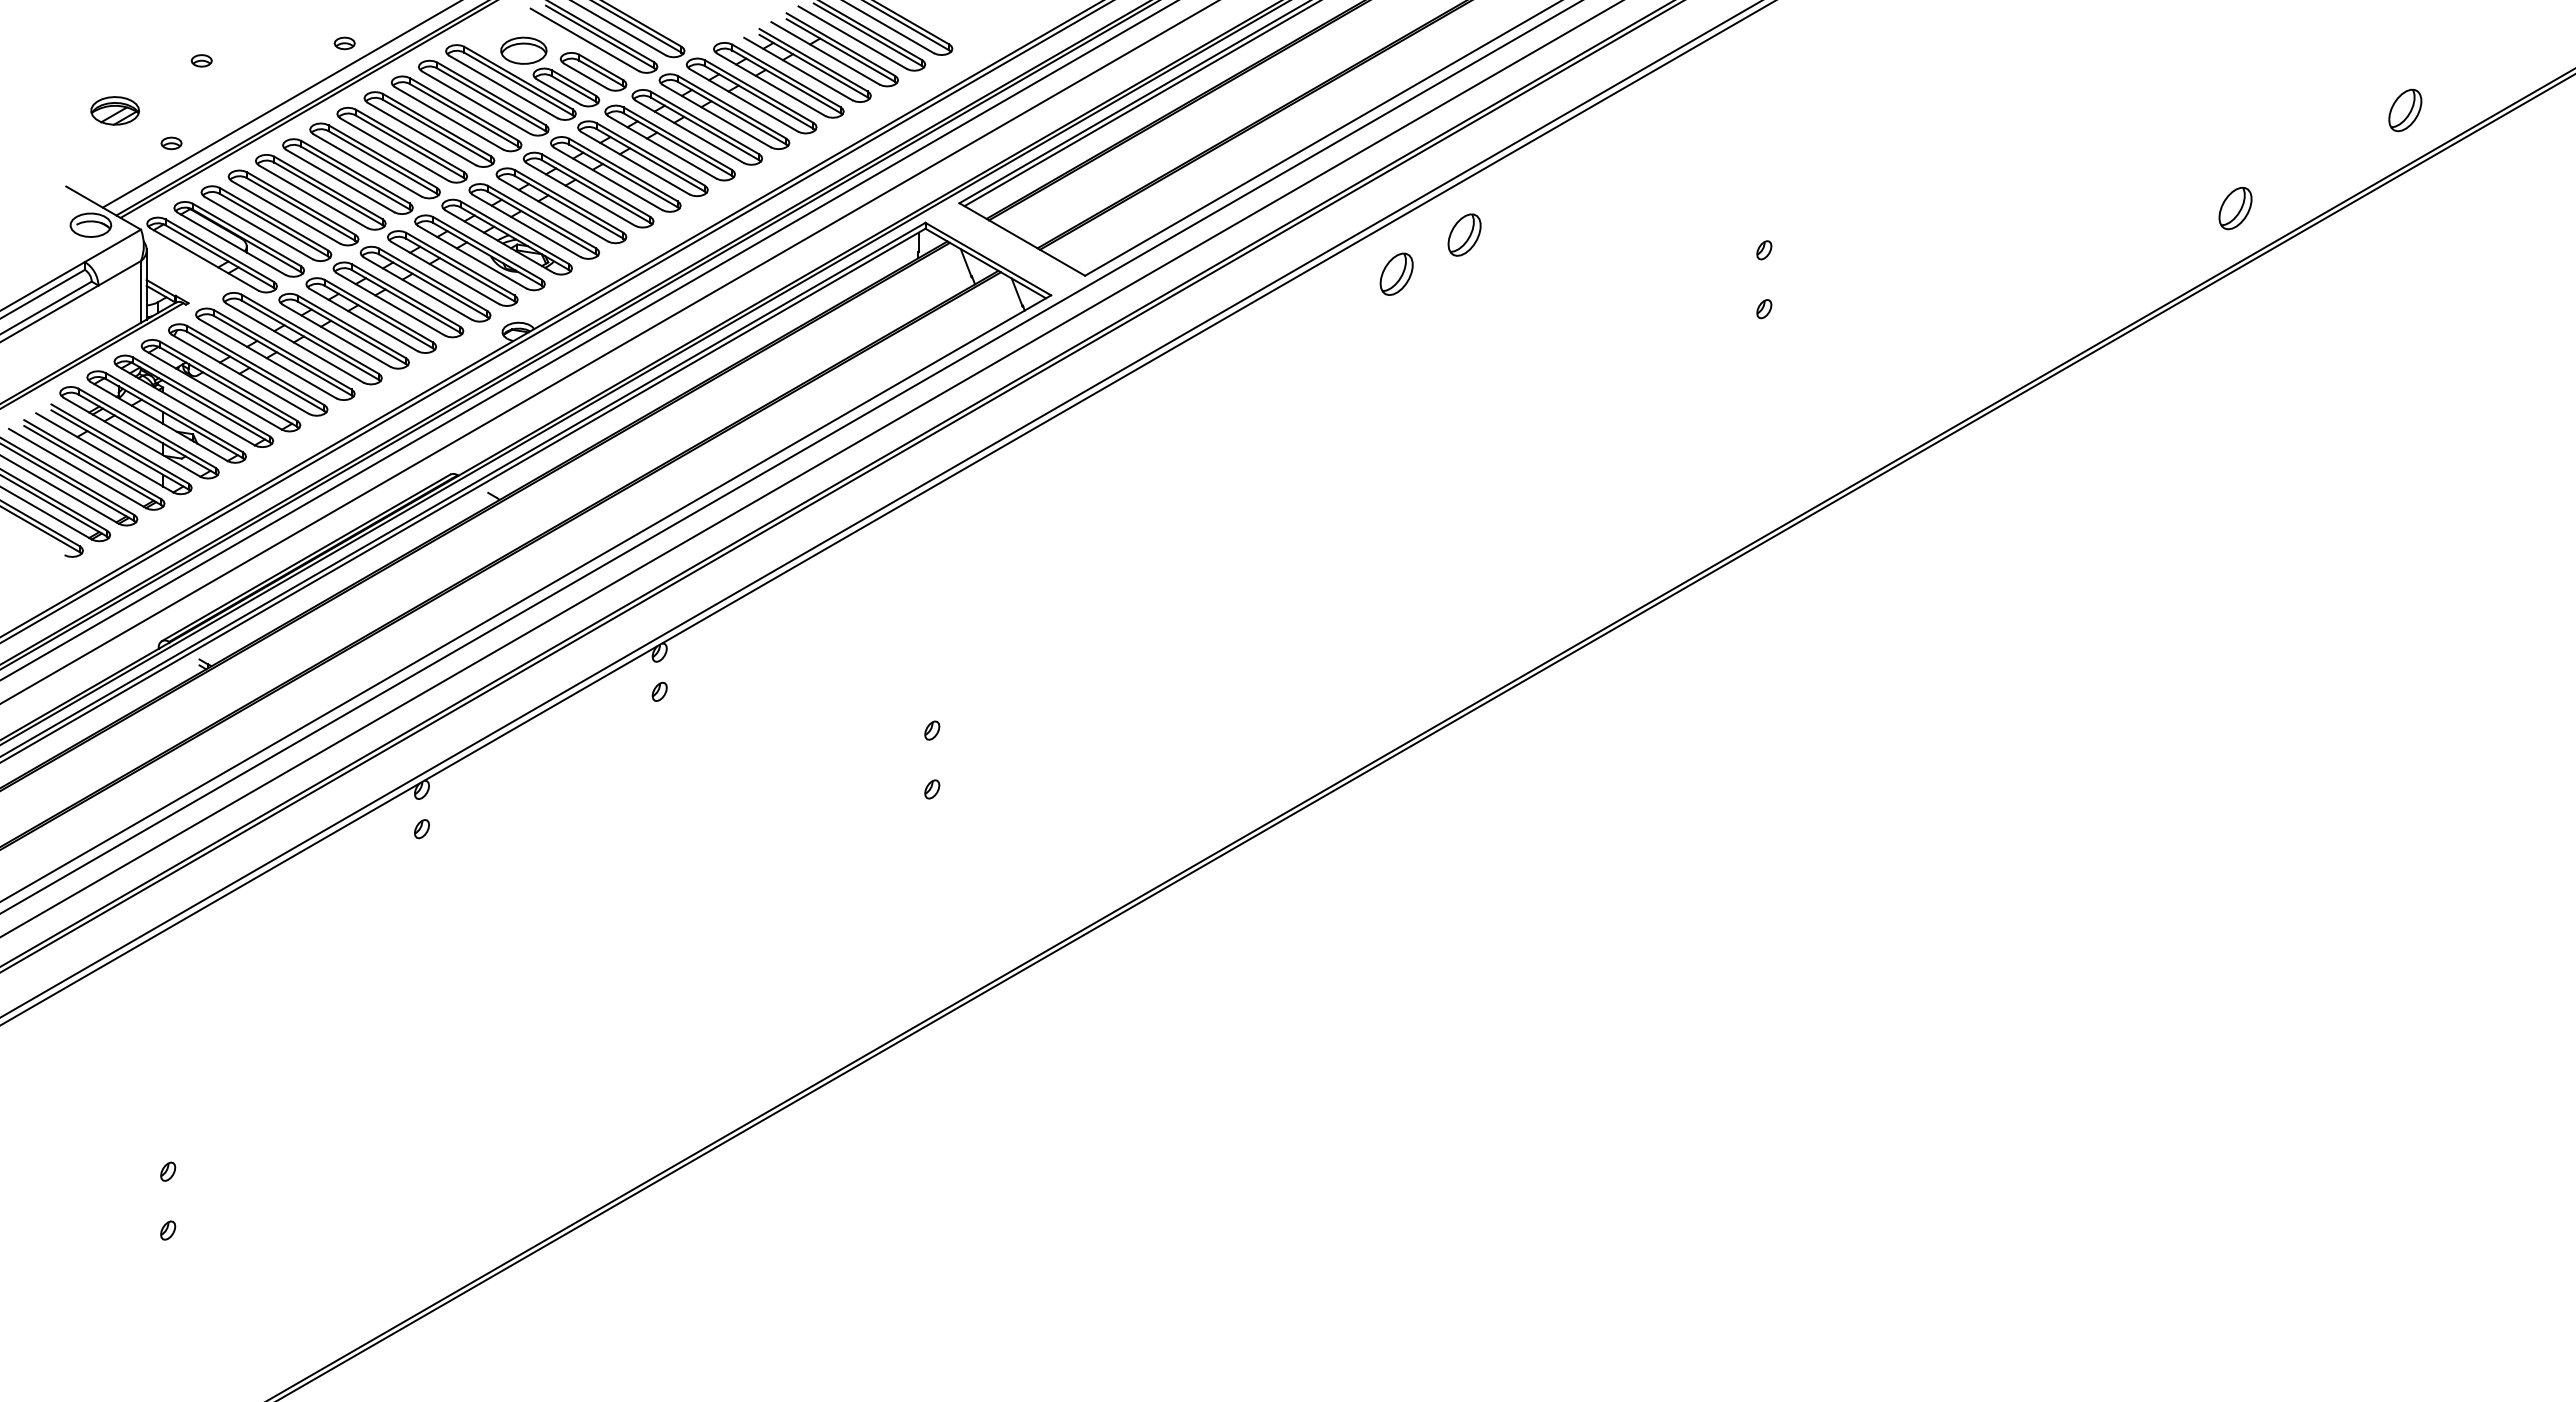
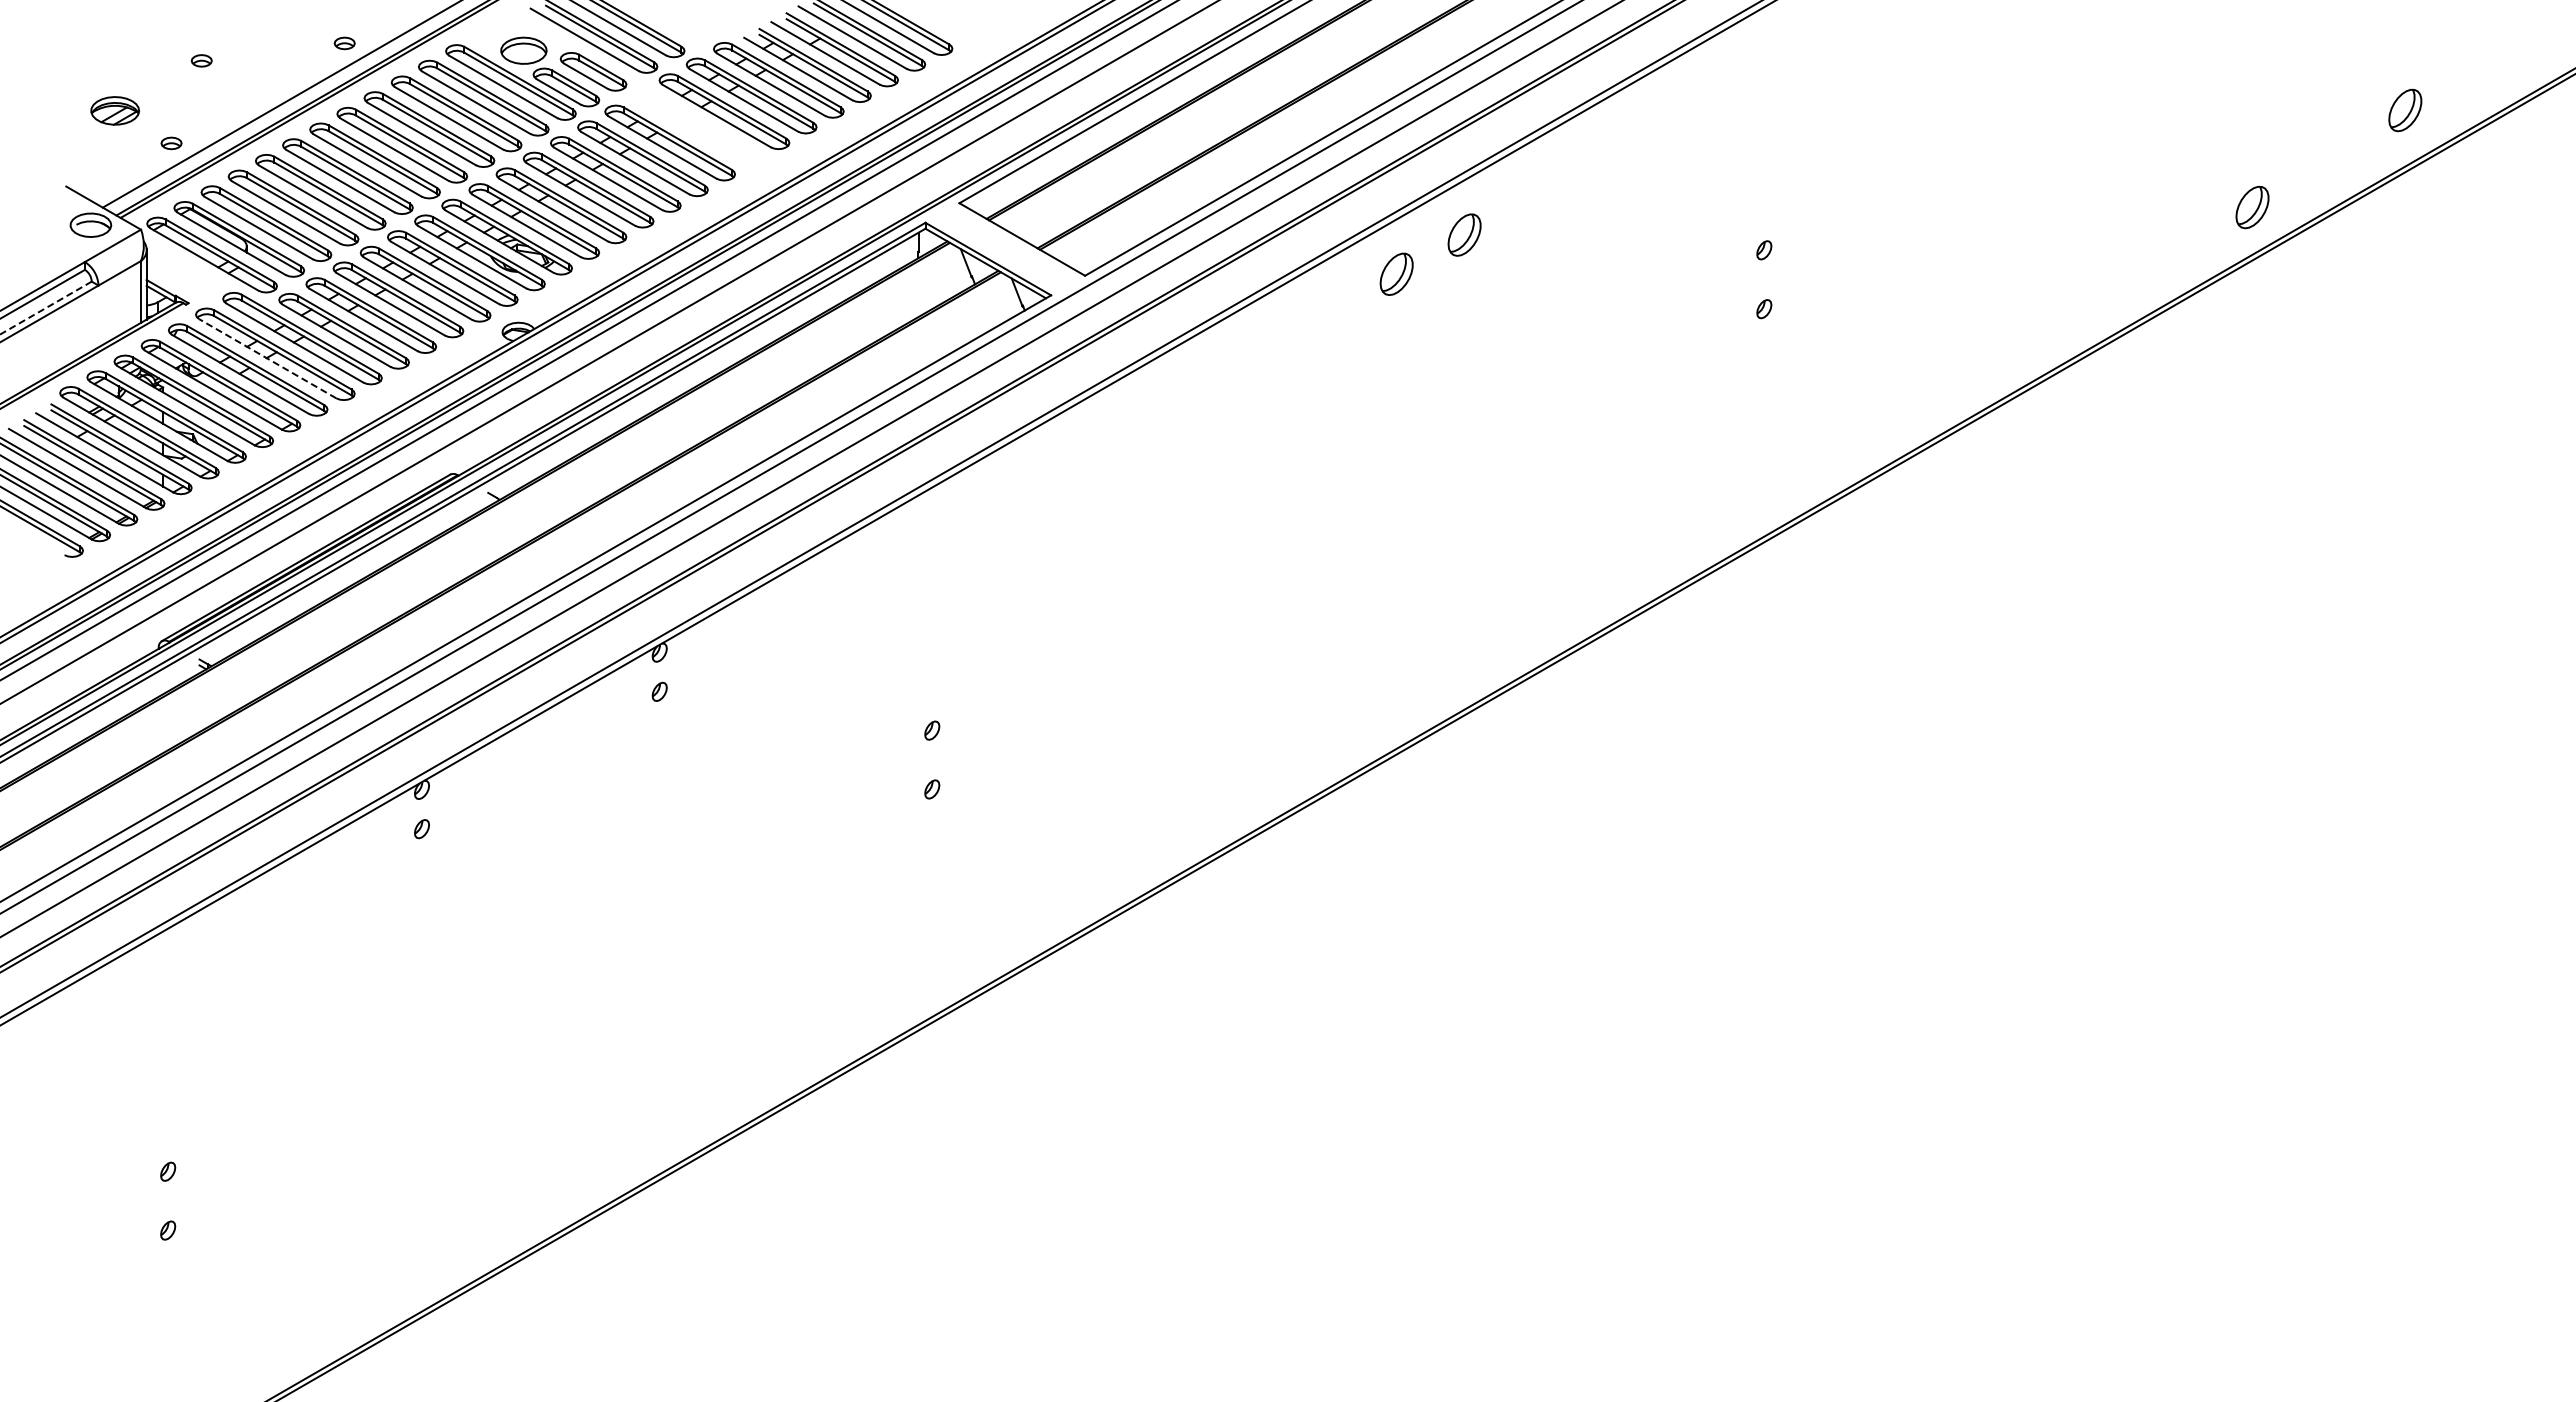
line: present -> none (1141, 104)
part: present -> none (697, 127)
part position: (2235, 208) -> (2252, 207) (2252, 207)
line: solid -> dashed (45, 308)
line: solid -> dashed (267, 358)
